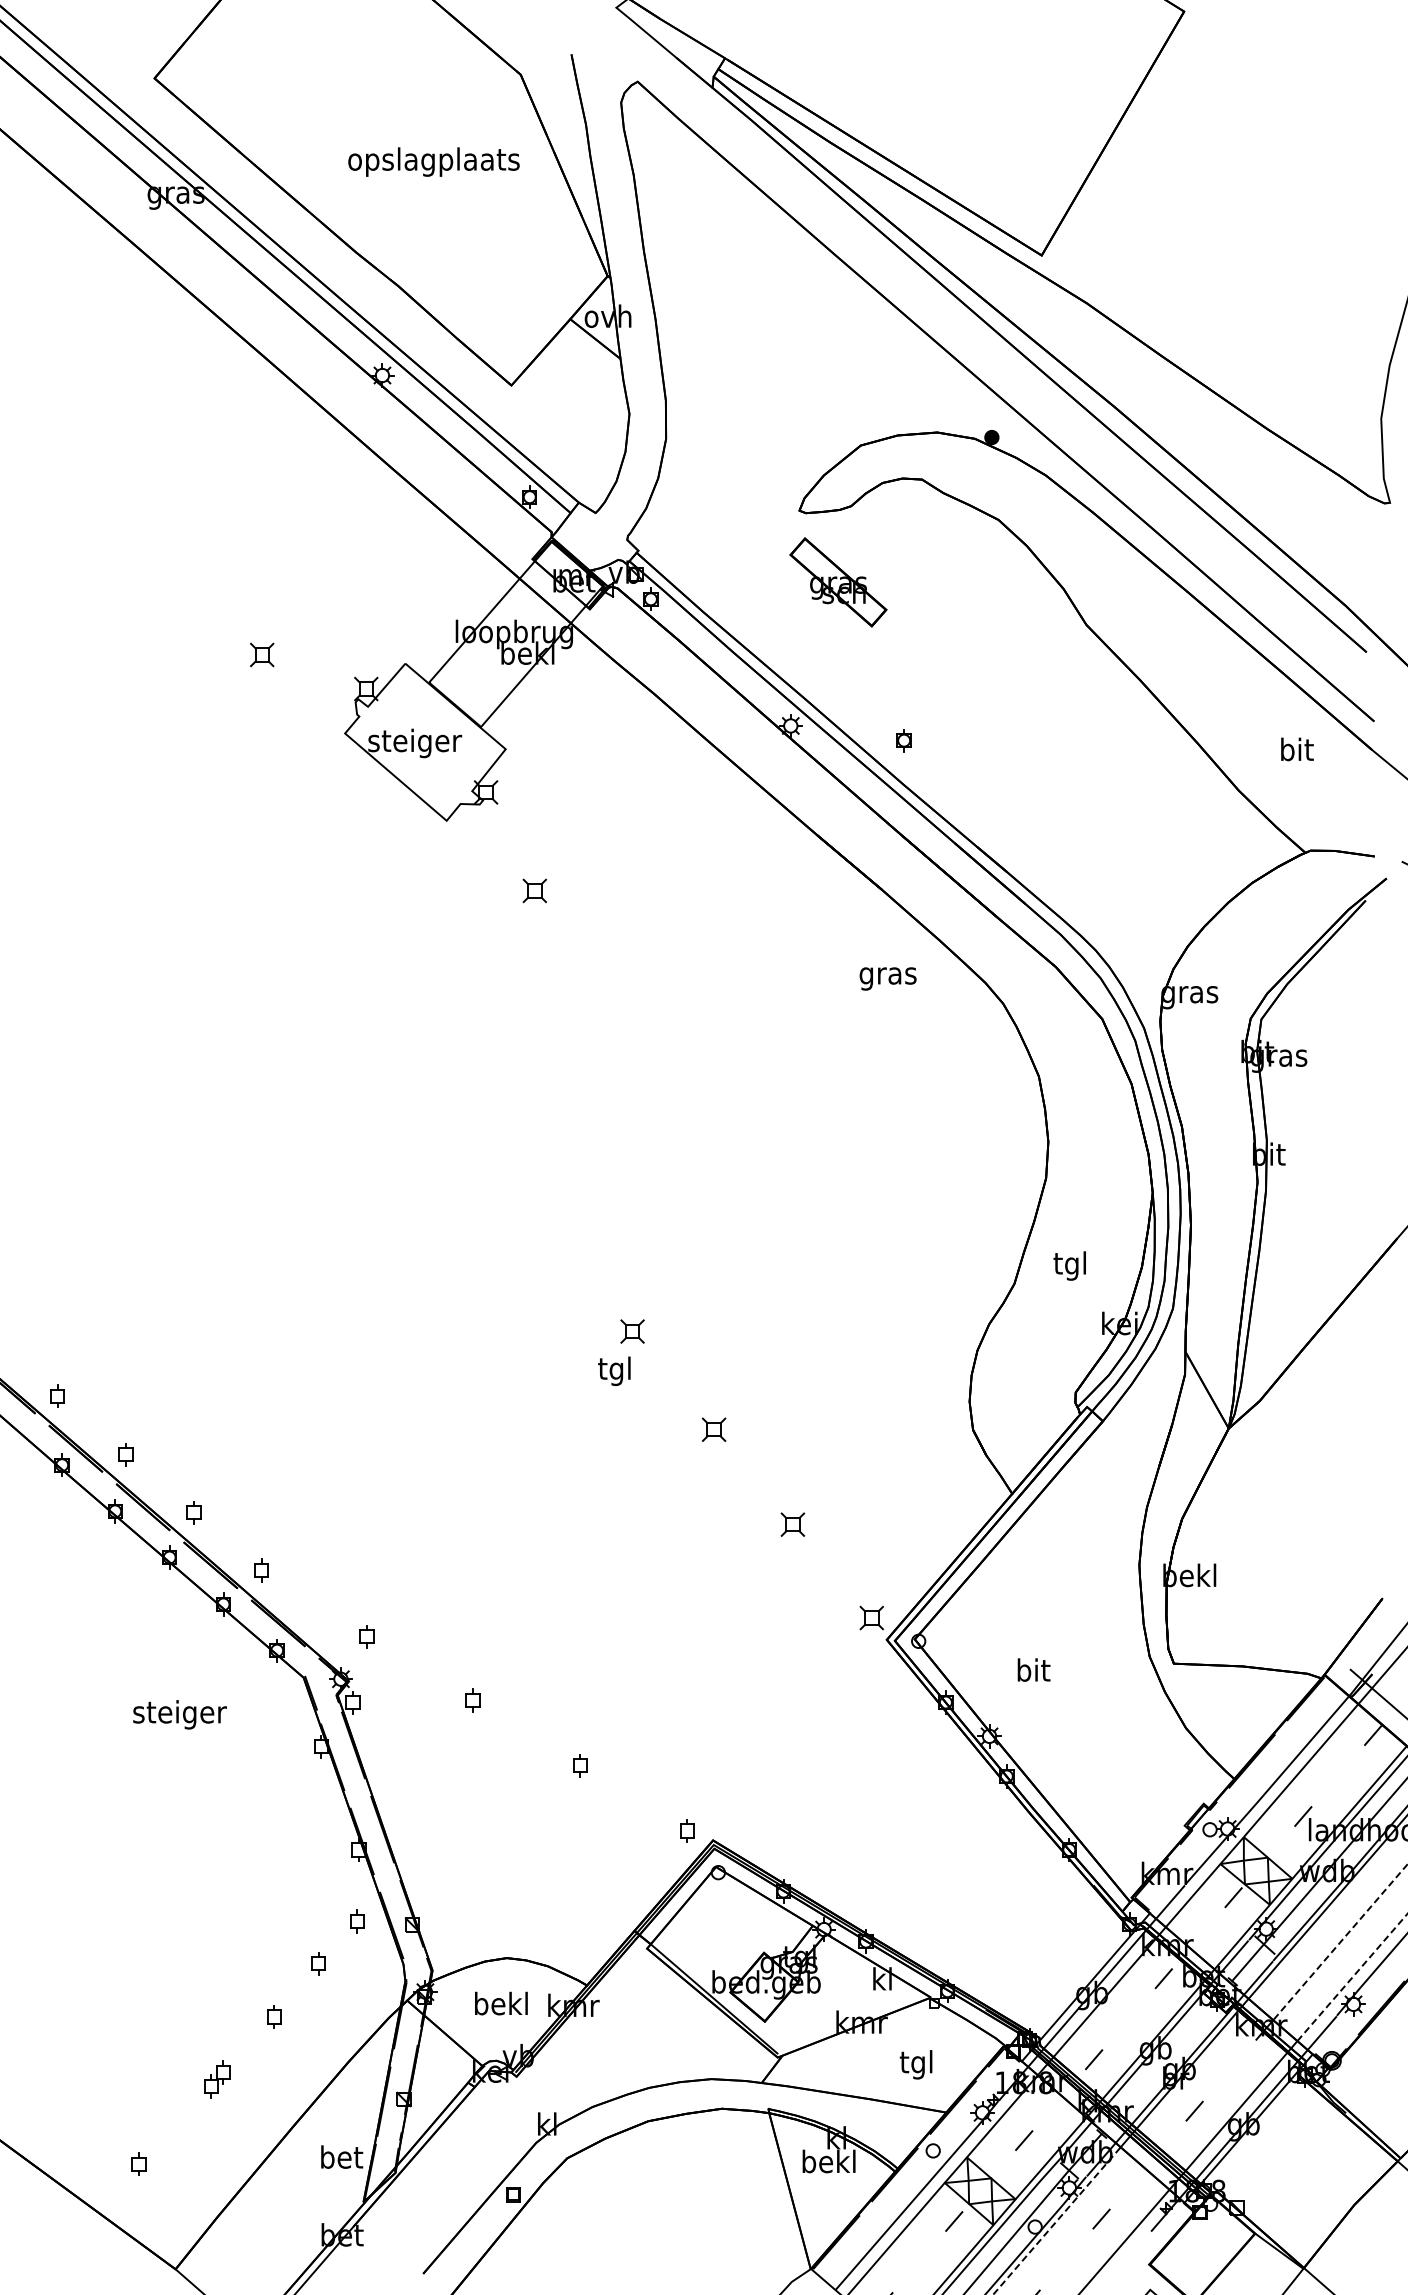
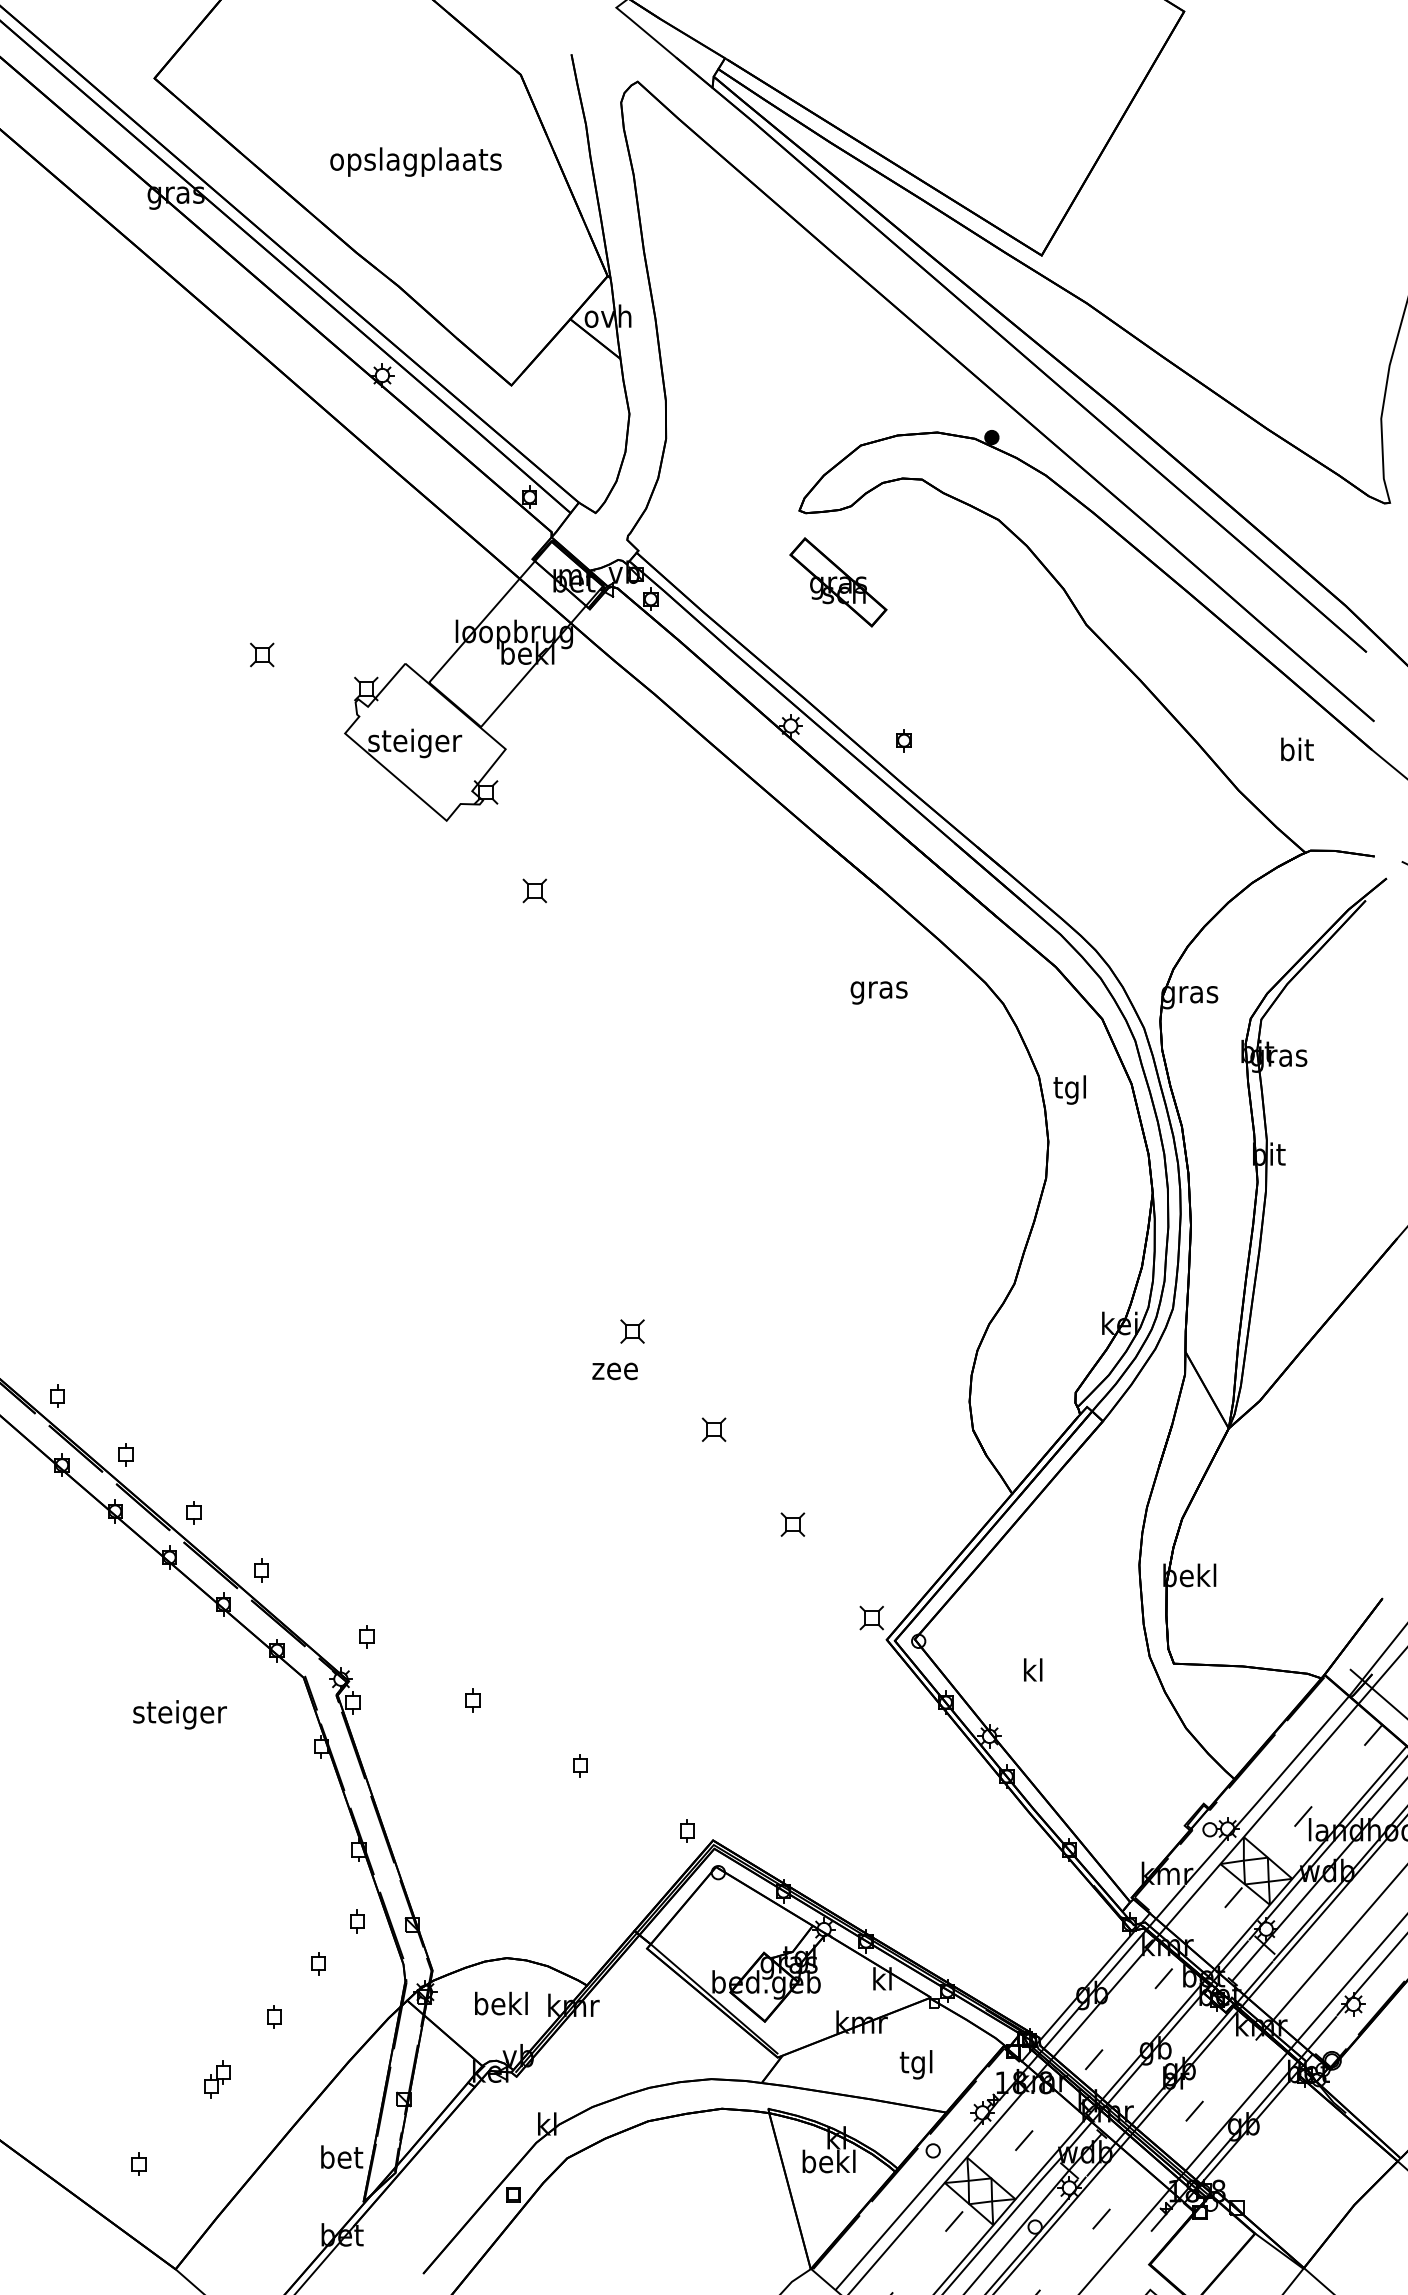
text position: (433, 161) -> (415, 161) (415, 161)
text position: (887, 978) -> (878, 992) (878, 992)
text position: (1069, 1265) -> (1069, 1089) (1069, 1089)
text: tgl -> zee (614, 1371)
text: bit -> kl (1033, 1669)
line: dashed -> solid (1340, 1942)
line: dashed -> solid (1353, 1976)
line: dashed -> solid (1056, 2221)
